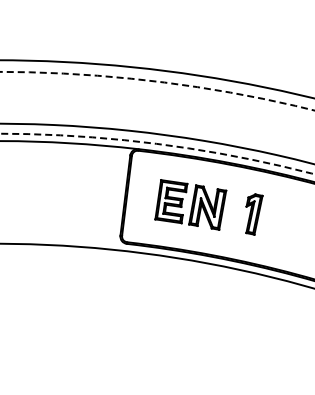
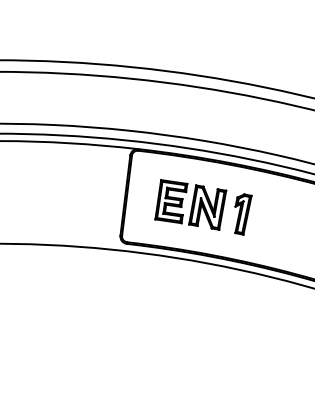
circle: dashed -> solid (157, 90)
circle: dashed -> solid (157, 153)
part position: (254, 214) -> (243, 214) (243, 214)
